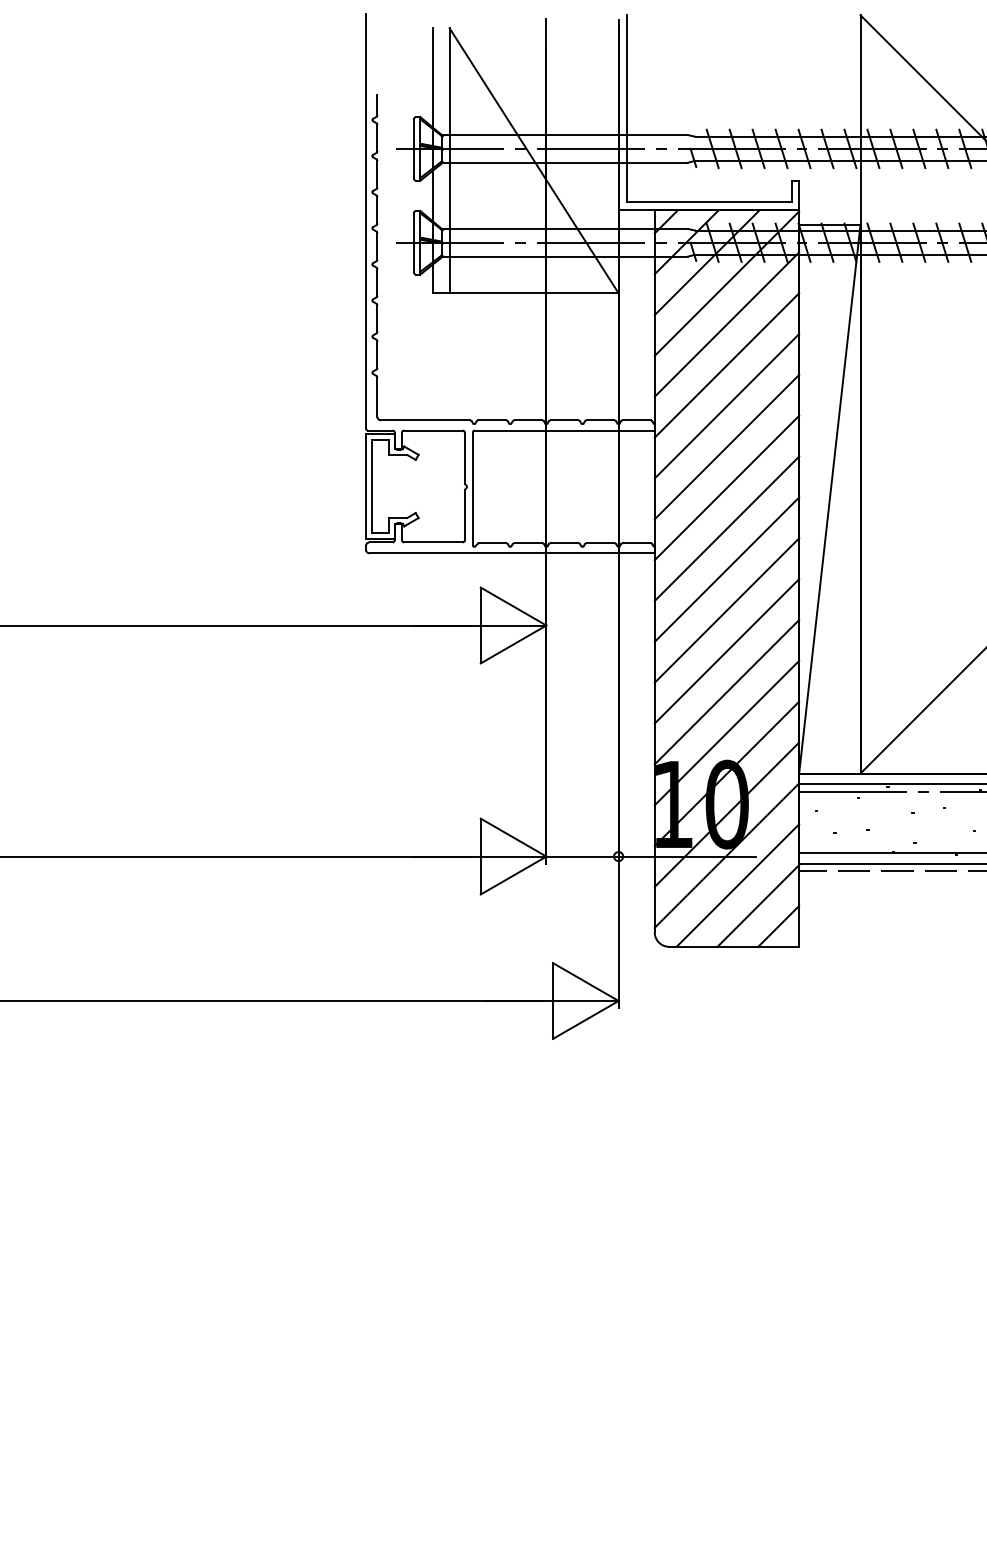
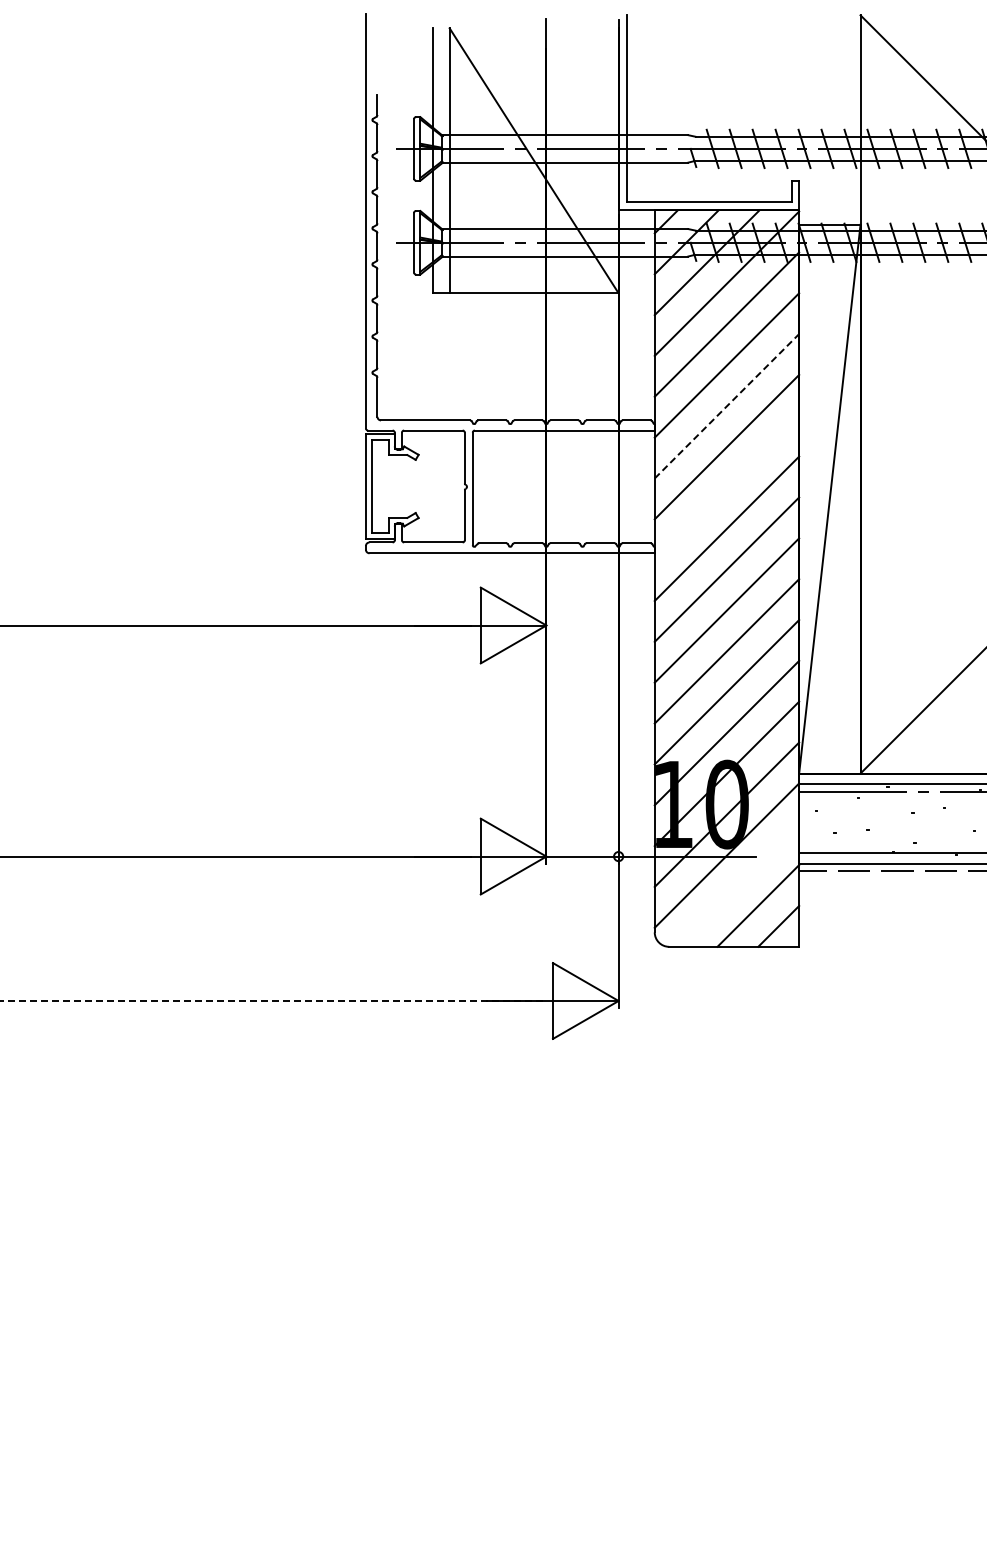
line: solid -> dashed (727, 405)
line: present -> none (726, 487)
line: present -> none (737, 885)
line: solid -> dashed (271, 1001)
